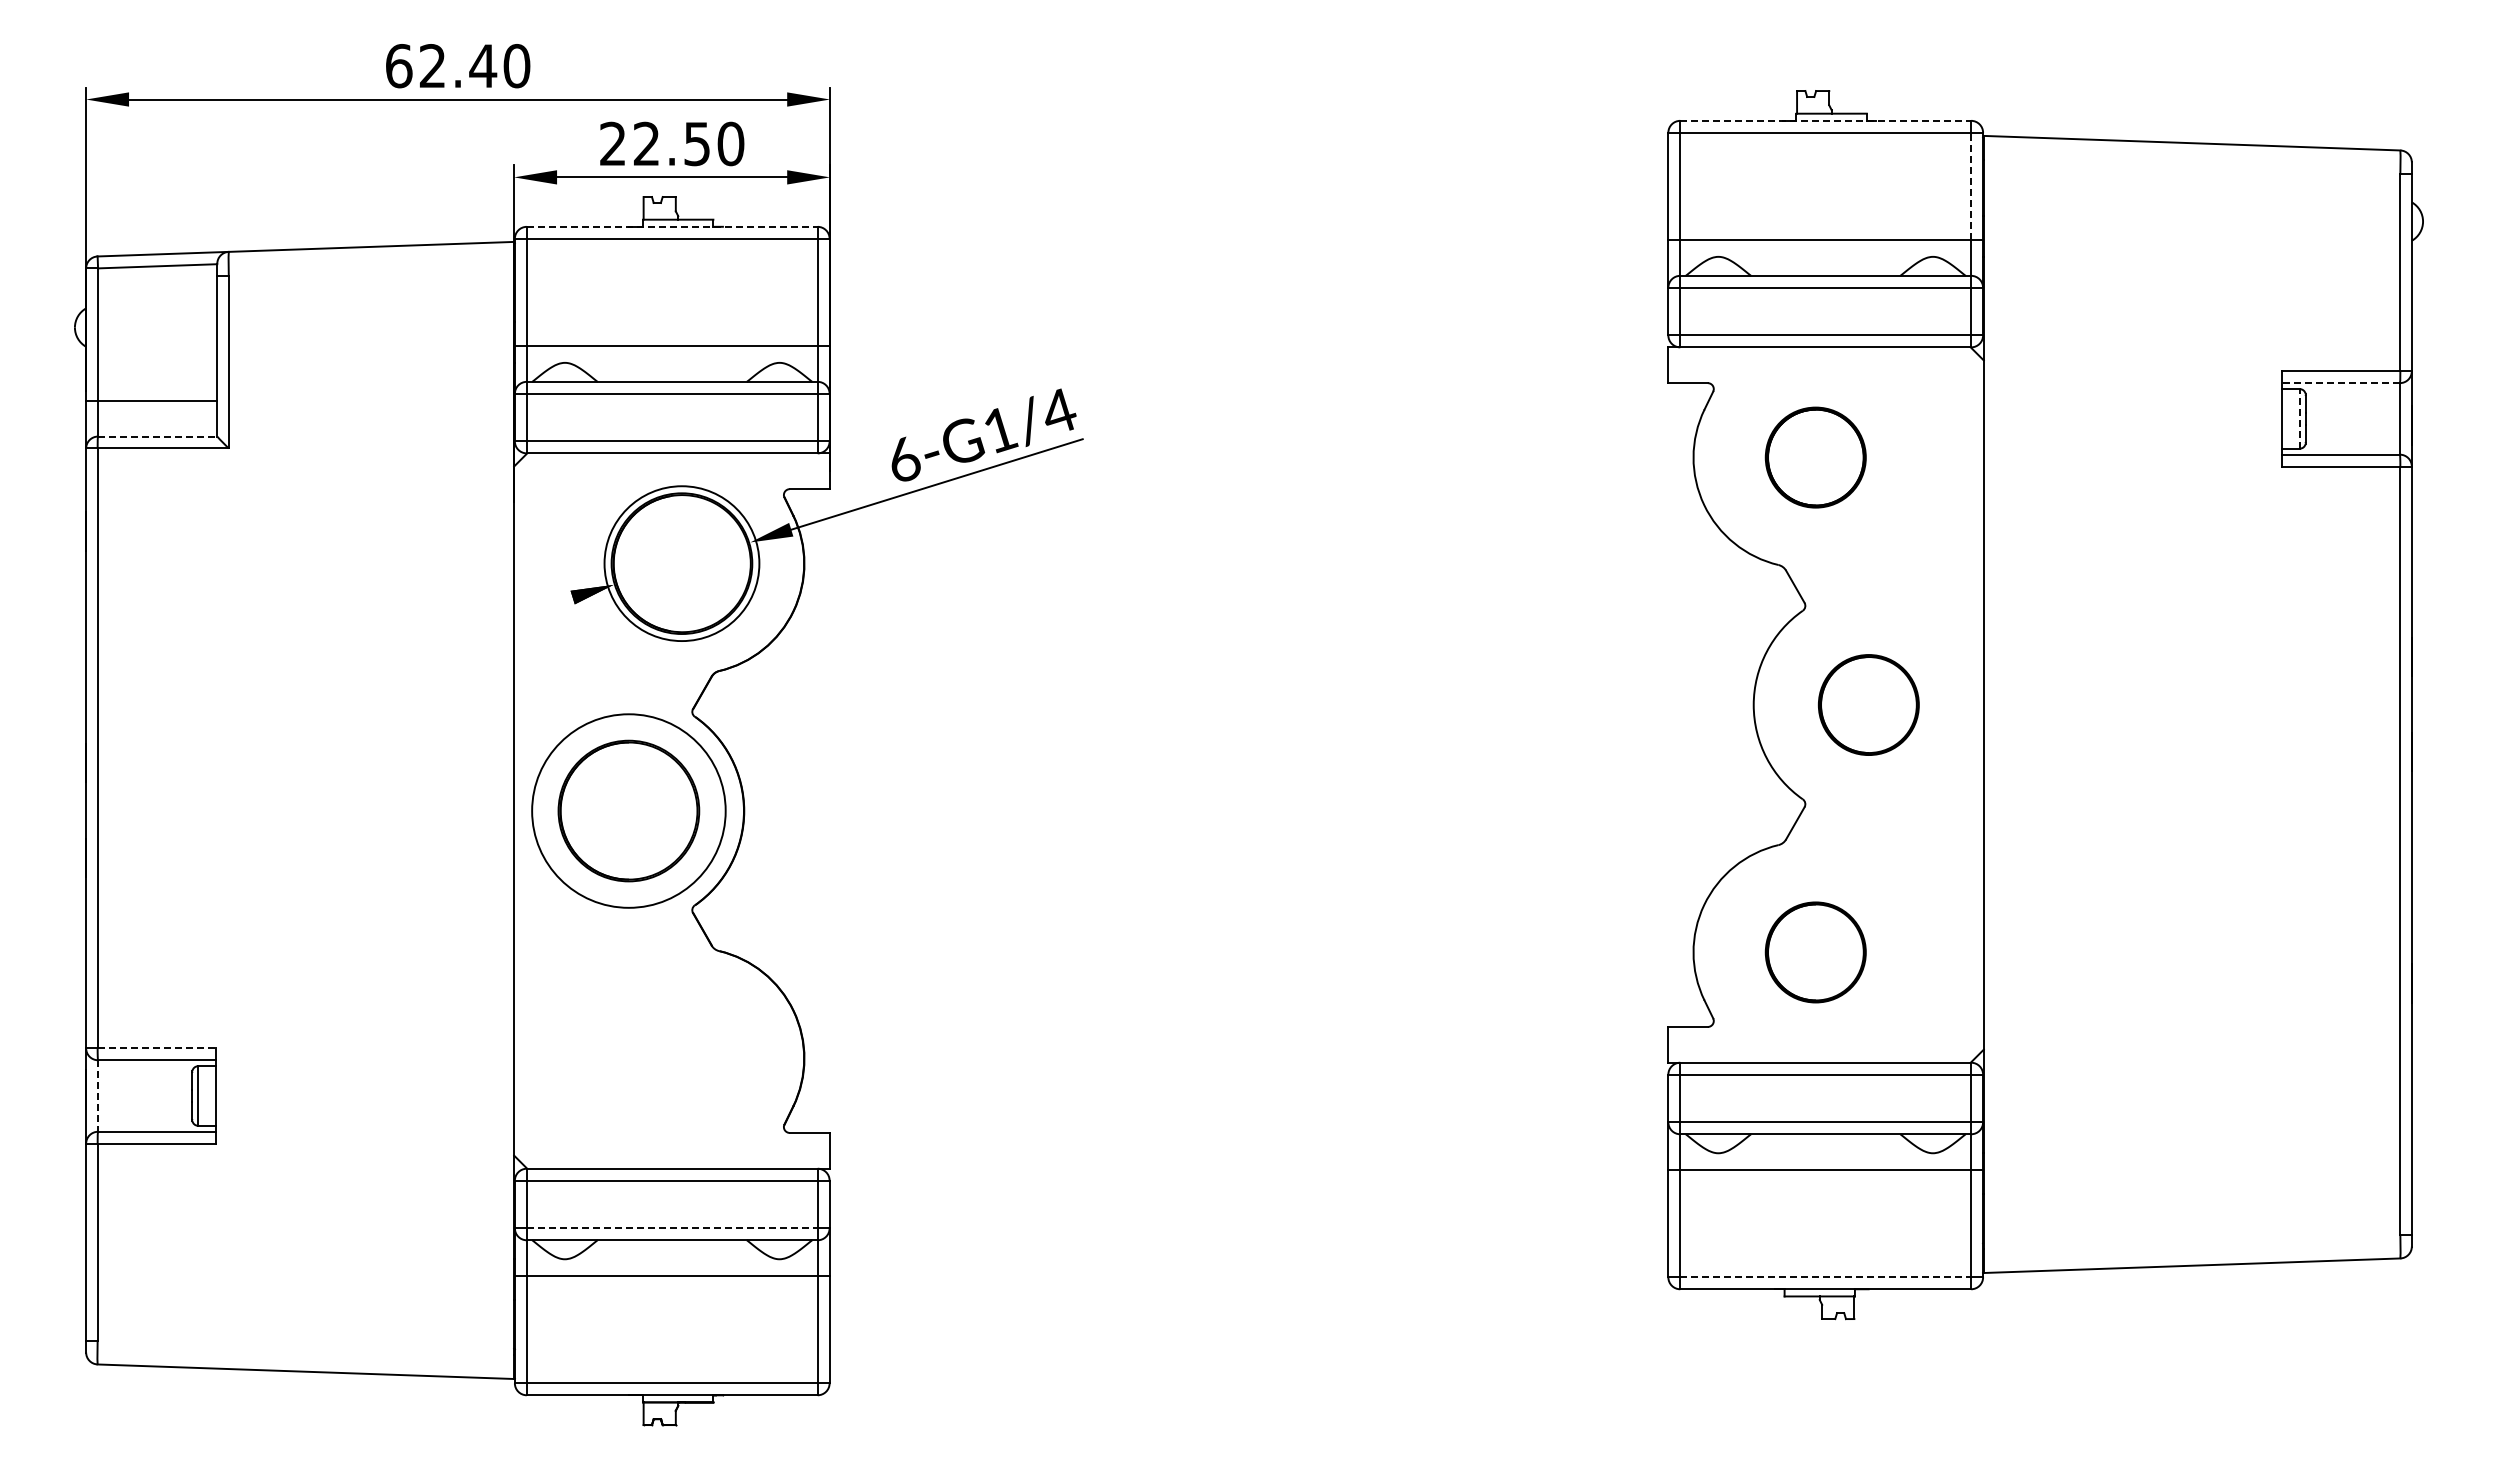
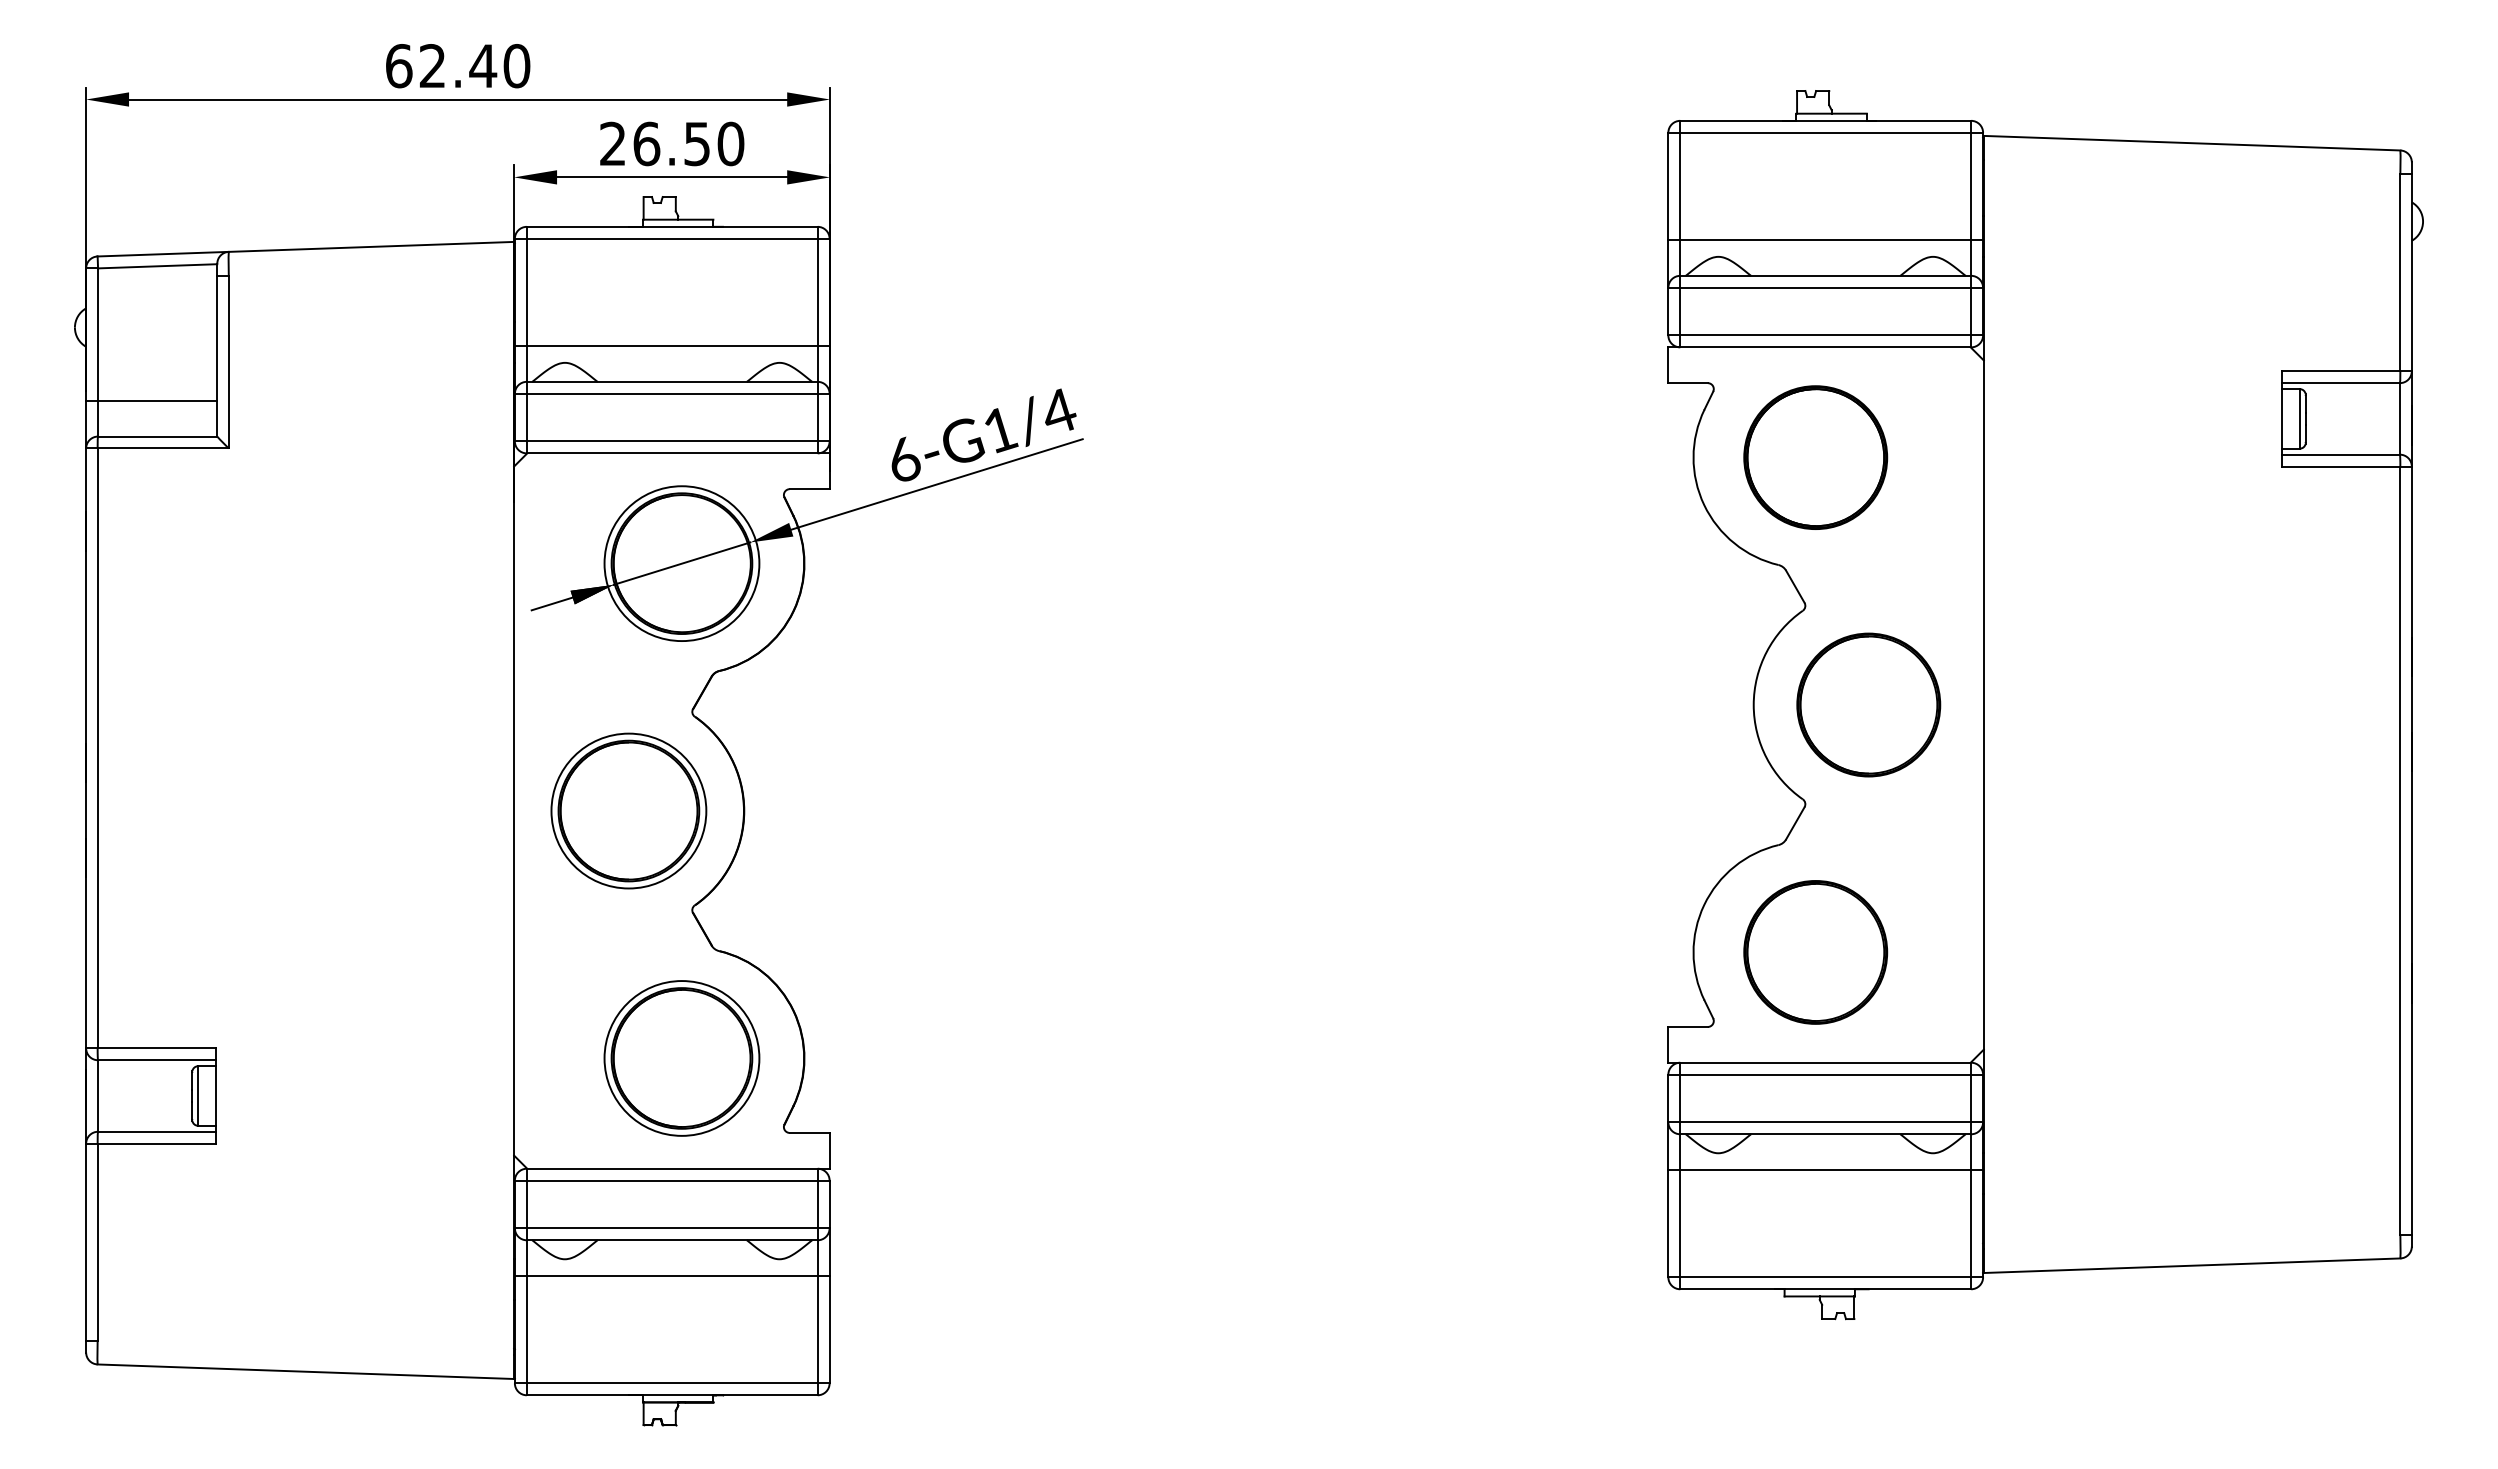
line: dashed -> solid (1826, 120)
text: 22.50 -> 26.50 (646, 143)
line: dashed -> solid (1971, 186)
line: dashed -> solid (672, 226)
line: dashed -> solid (2340, 383)
line: dashed -> solid (2299, 418)
line: dashed -> solid (157, 436)
part size: 103x103 px -> 146x145 px (1815, 457)
line: none -> present (681, 563)
line: none -> present (551, 603)
part size: 103x102 px -> 146x146 px (1868, 704)
circle diameter: 194 px -> 155 px (628, 810)
part size: 103x103 px -> 146x145 px (1815, 952)
line: dashed -> solid (157, 1048)
part: none -> present (681, 1058)
line: dashed -> solid (98, 1096)
line: dashed -> solid (672, 1228)
line: dashed -> solid (1826, 1277)
